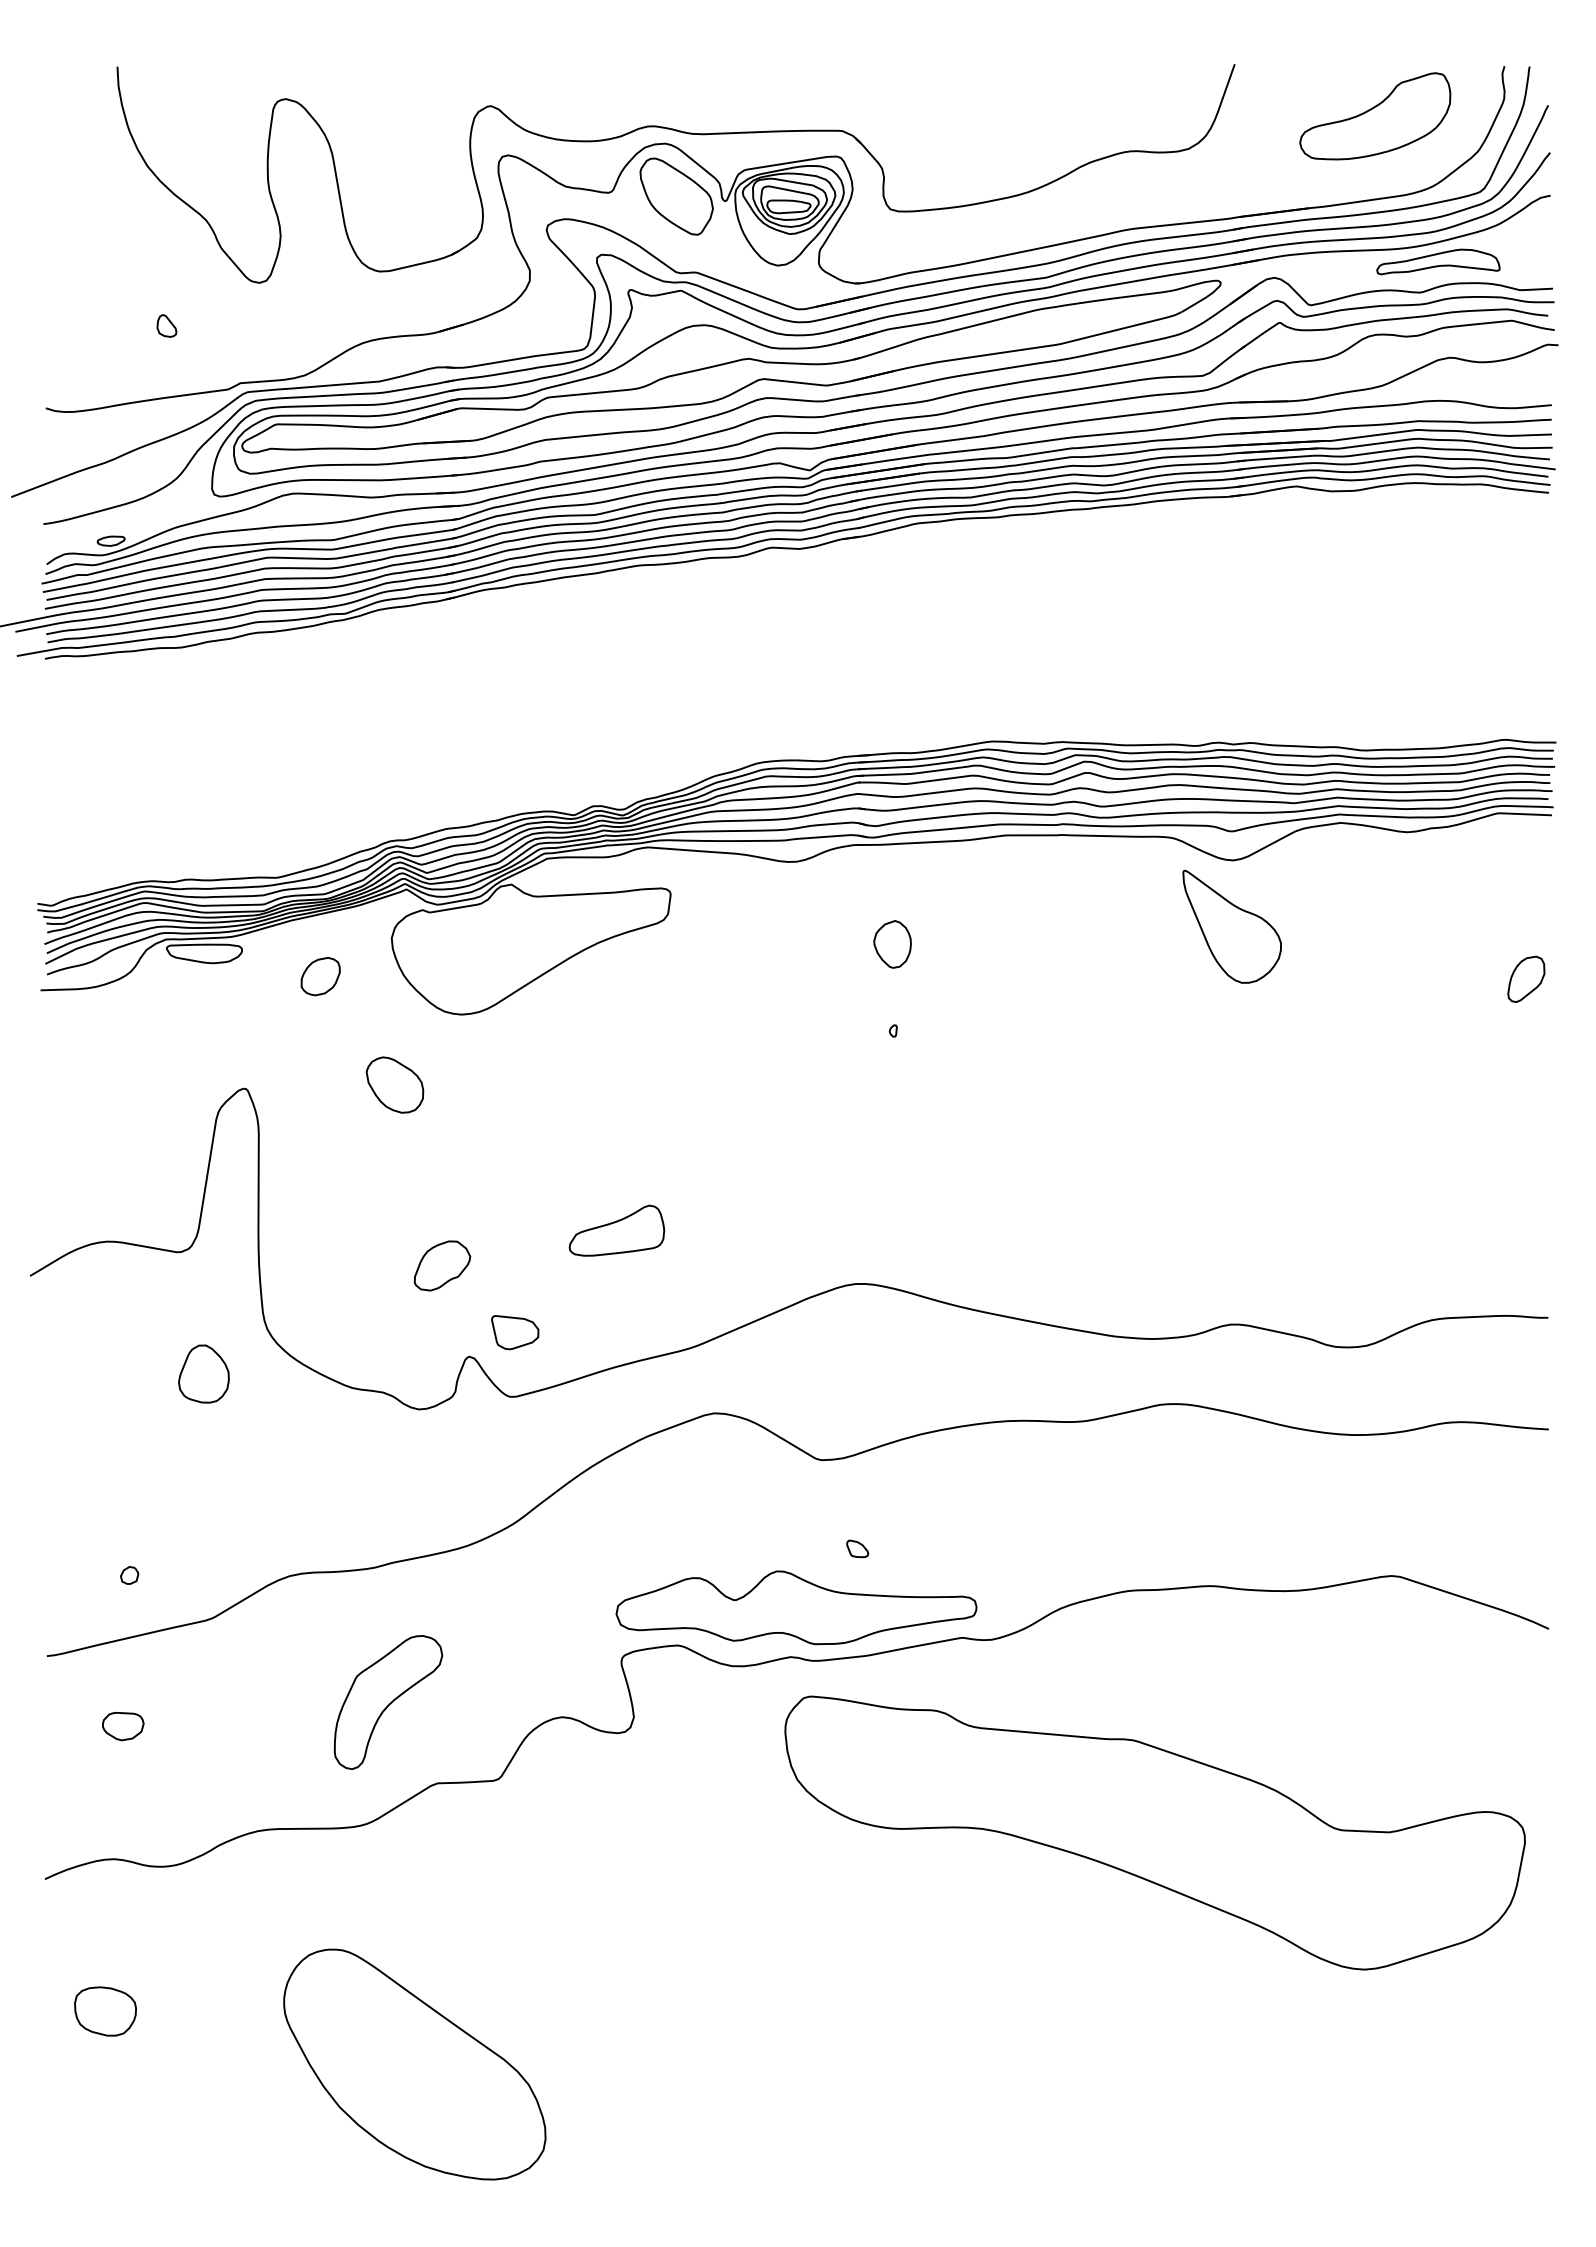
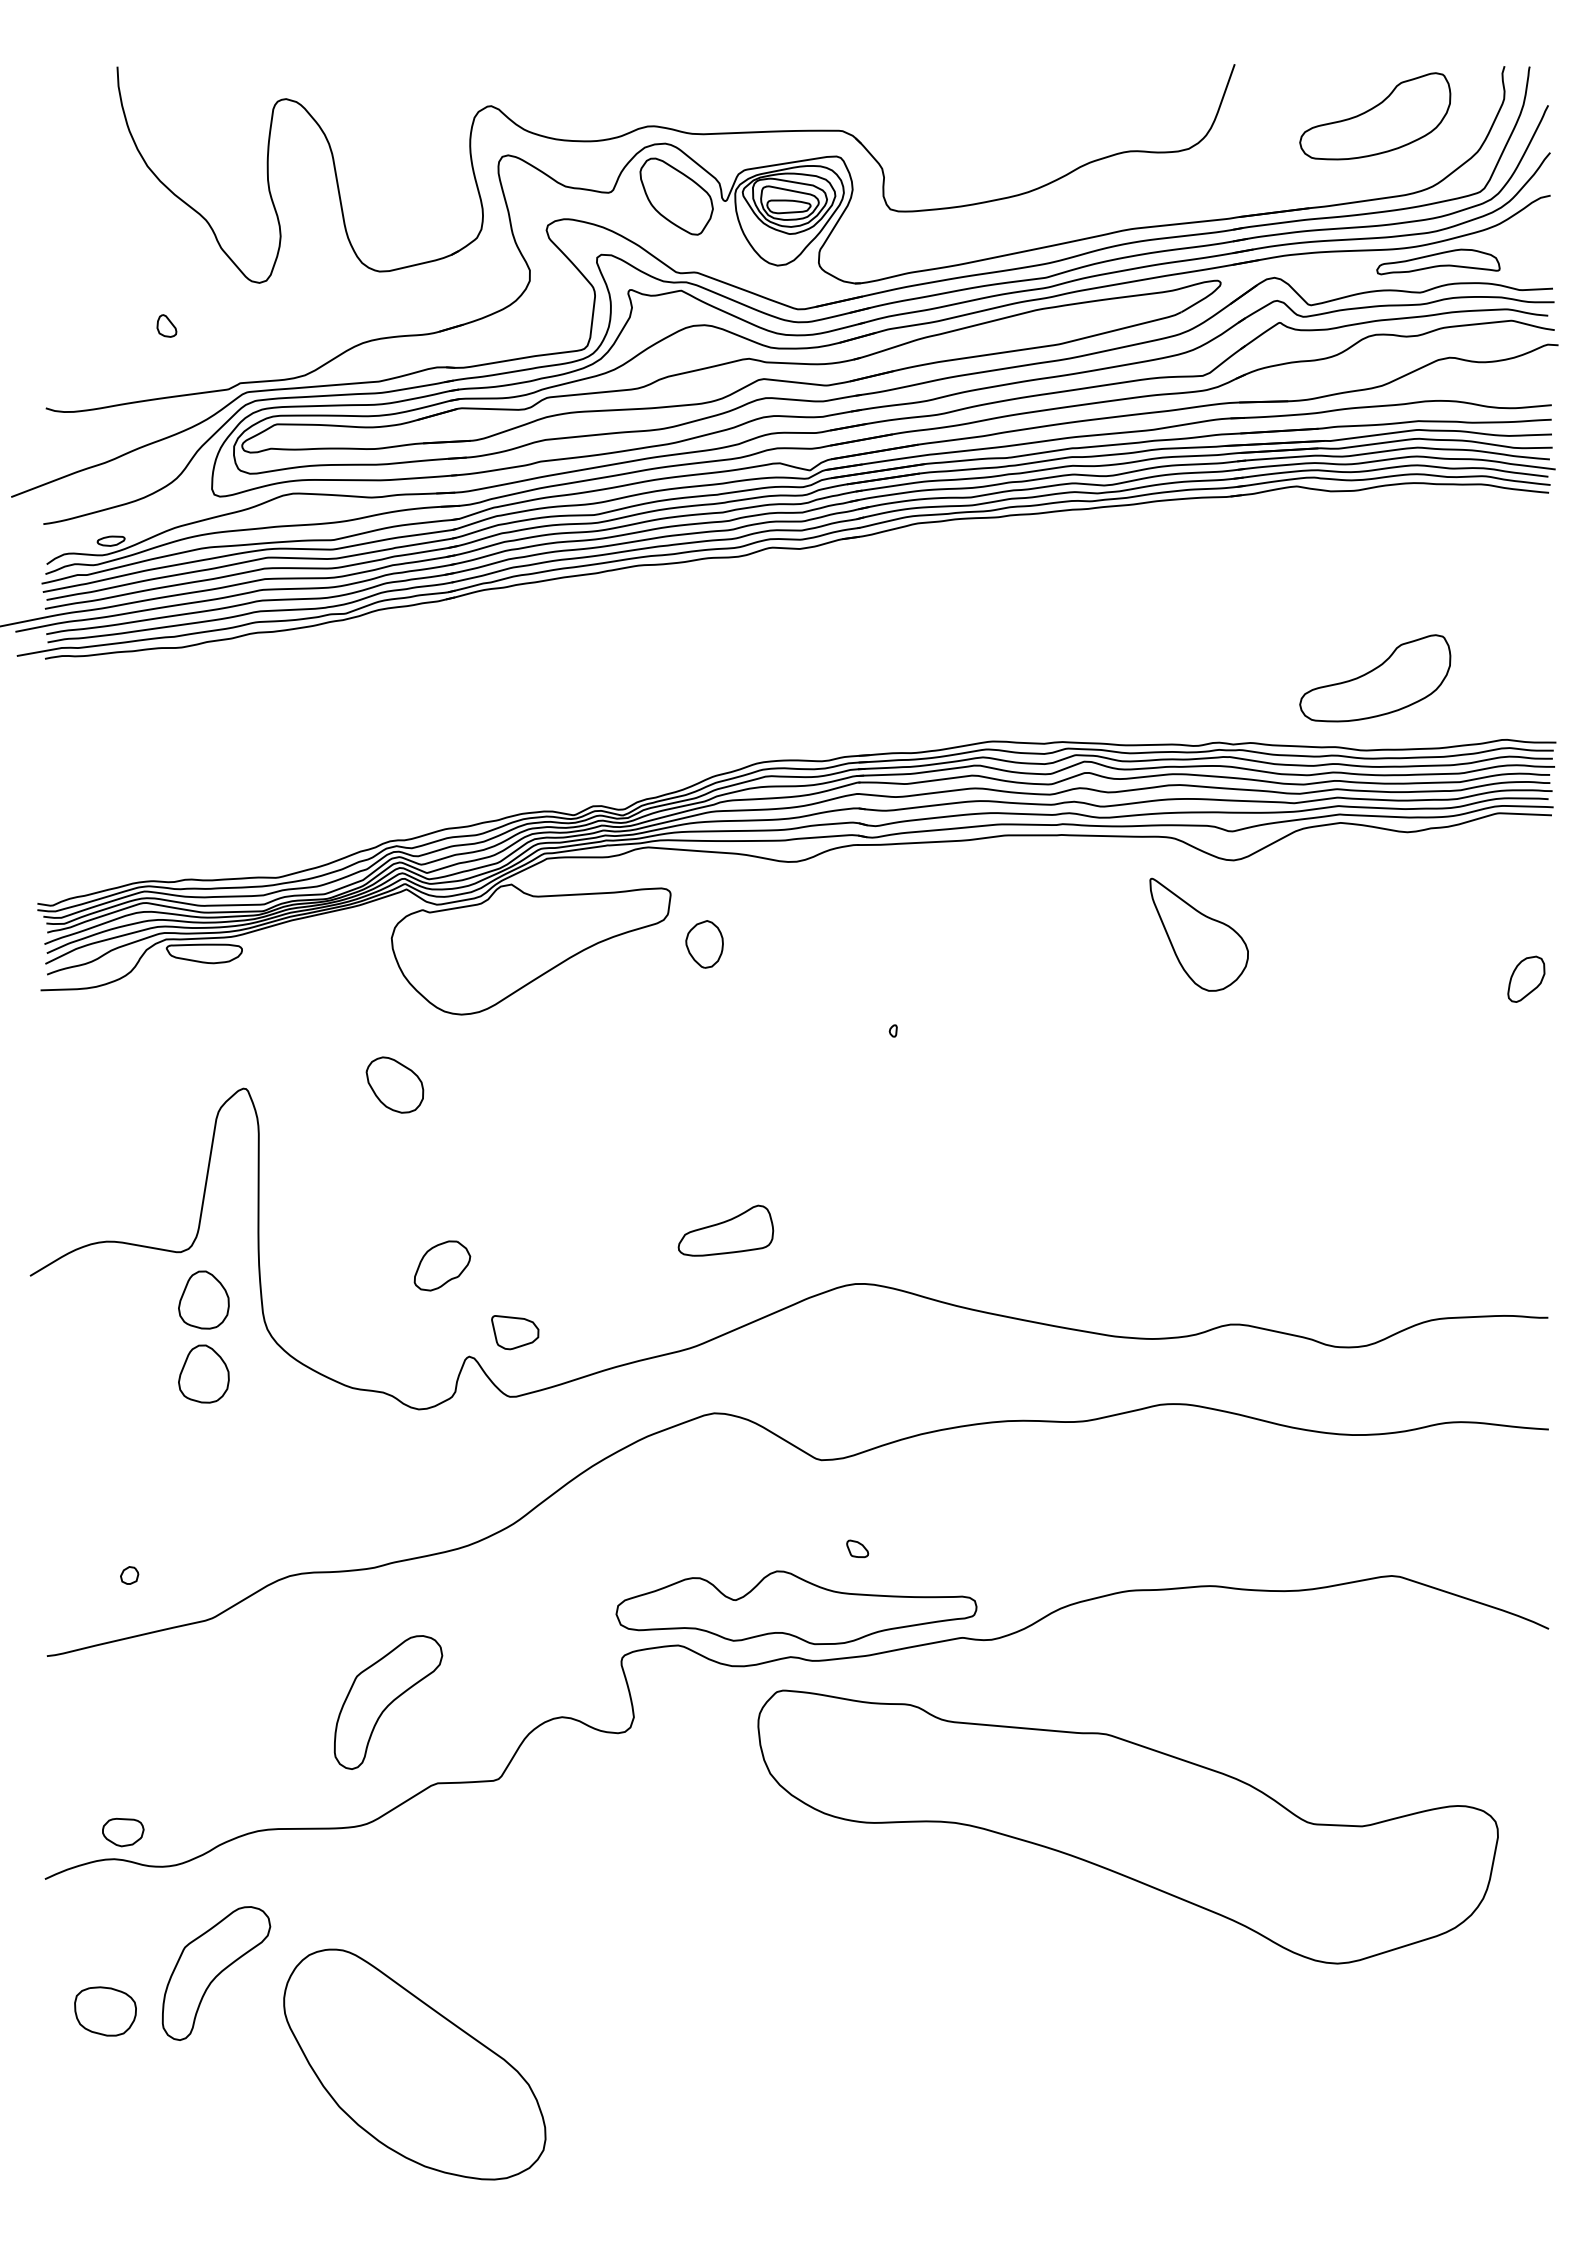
part: none -> present (1375, 678)
part position: (1231, 926) -> (1198, 934) (1198, 934)
part position: (892, 944) -> (704, 944) (704, 944)
part: present -> none (320, 976)
part position: (616, 1230) -> (725, 1230) (725, 1230)
part: none -> present (203, 1299)
part position: (123, 1726) -> (123, 1832) (123, 1832)
part position: (1154, 1832) -> (1127, 1826) (1127, 1826)
part: none -> present (216, 1973)
